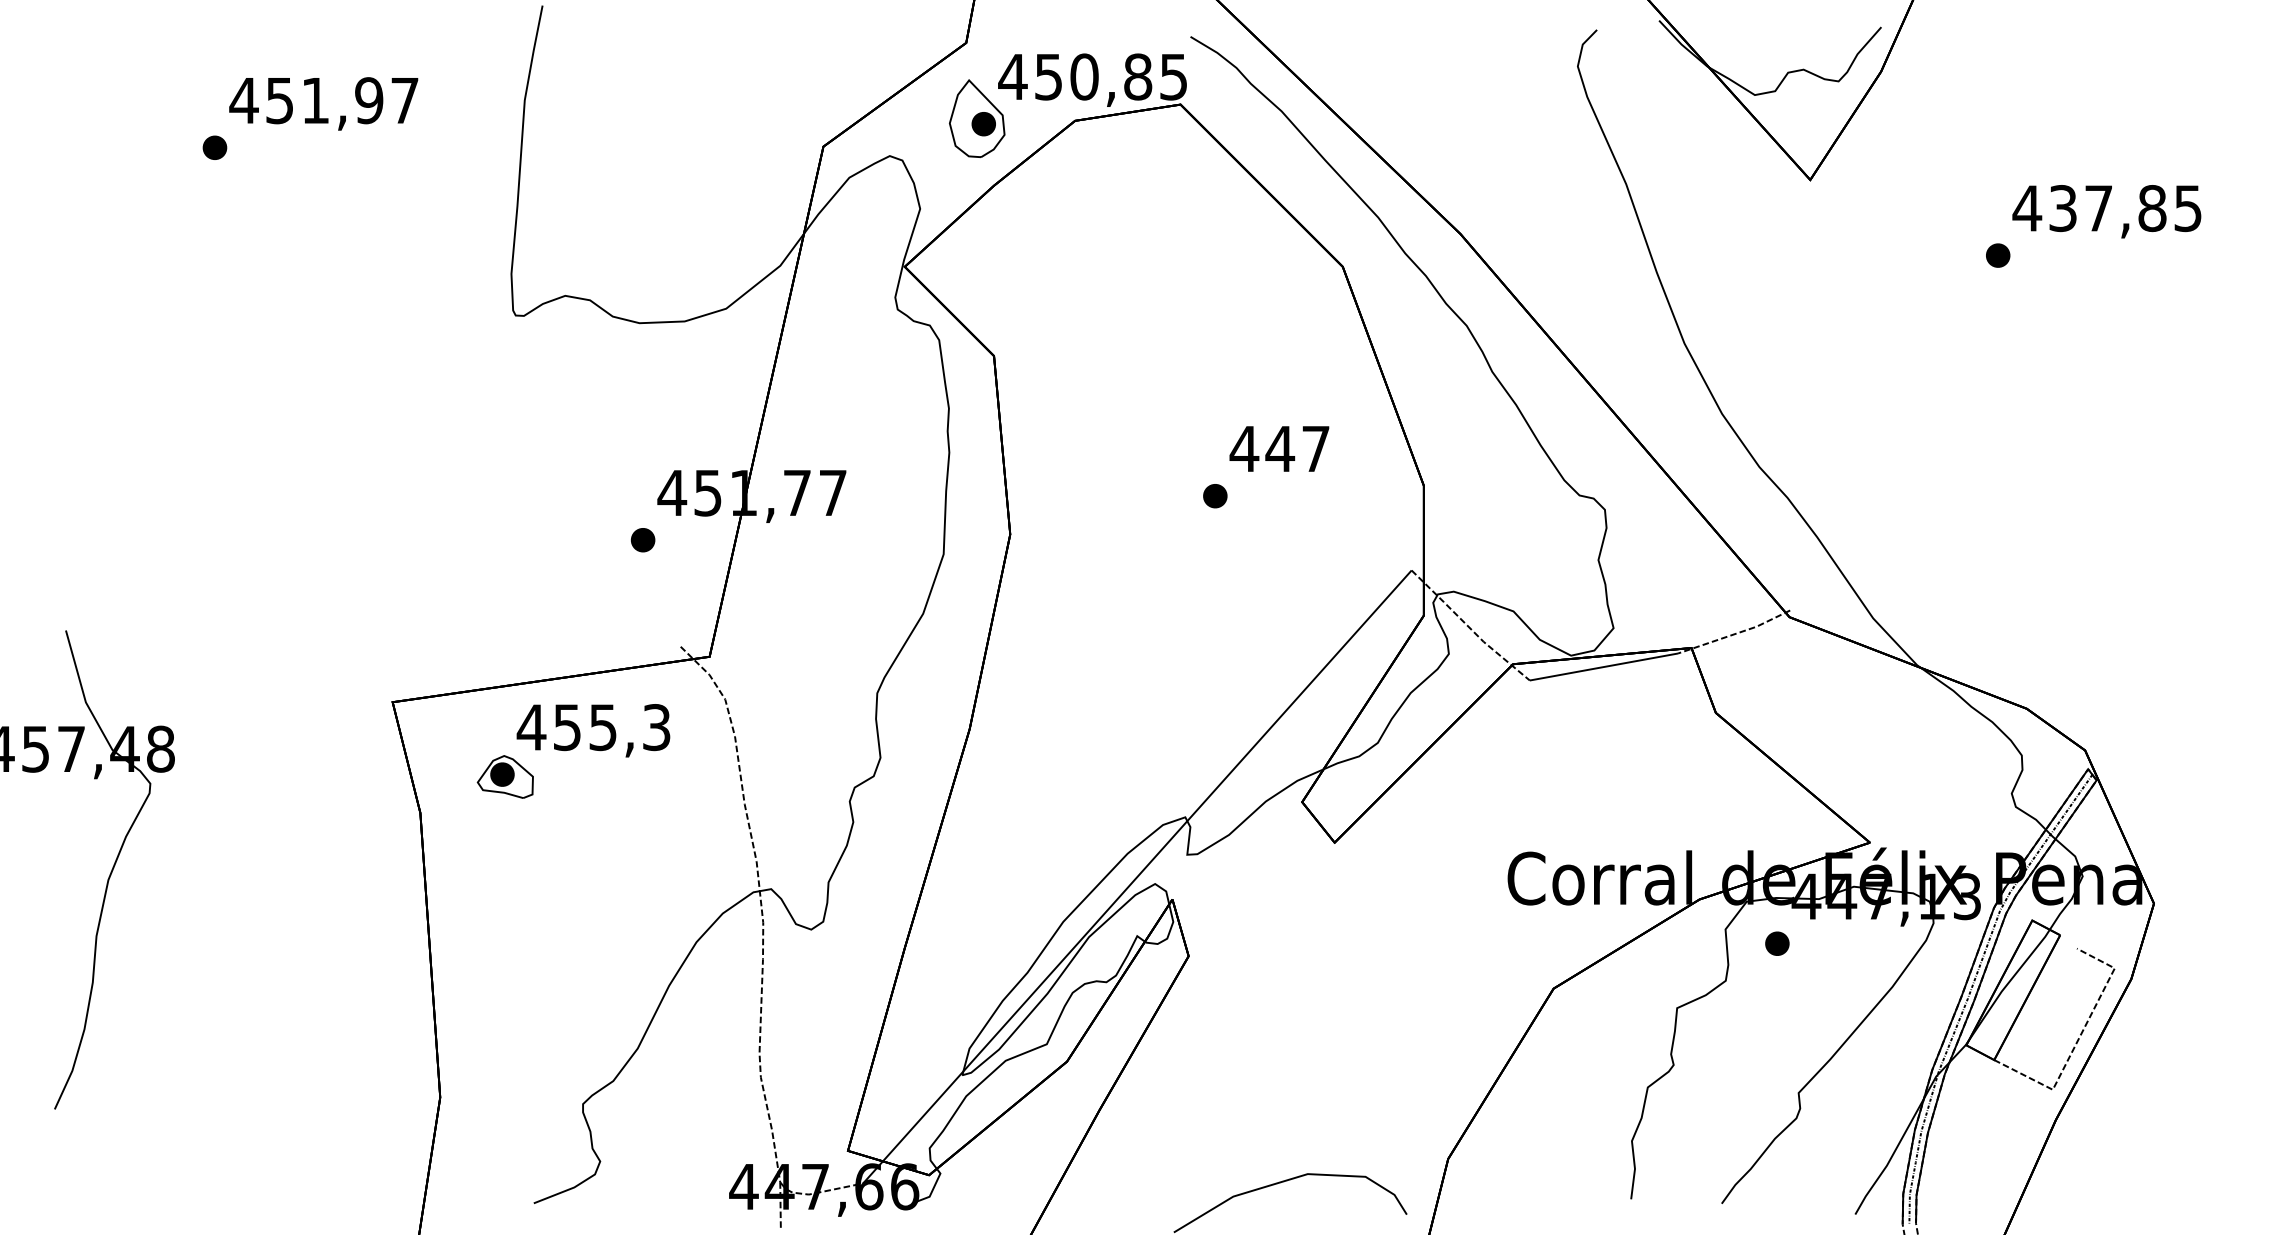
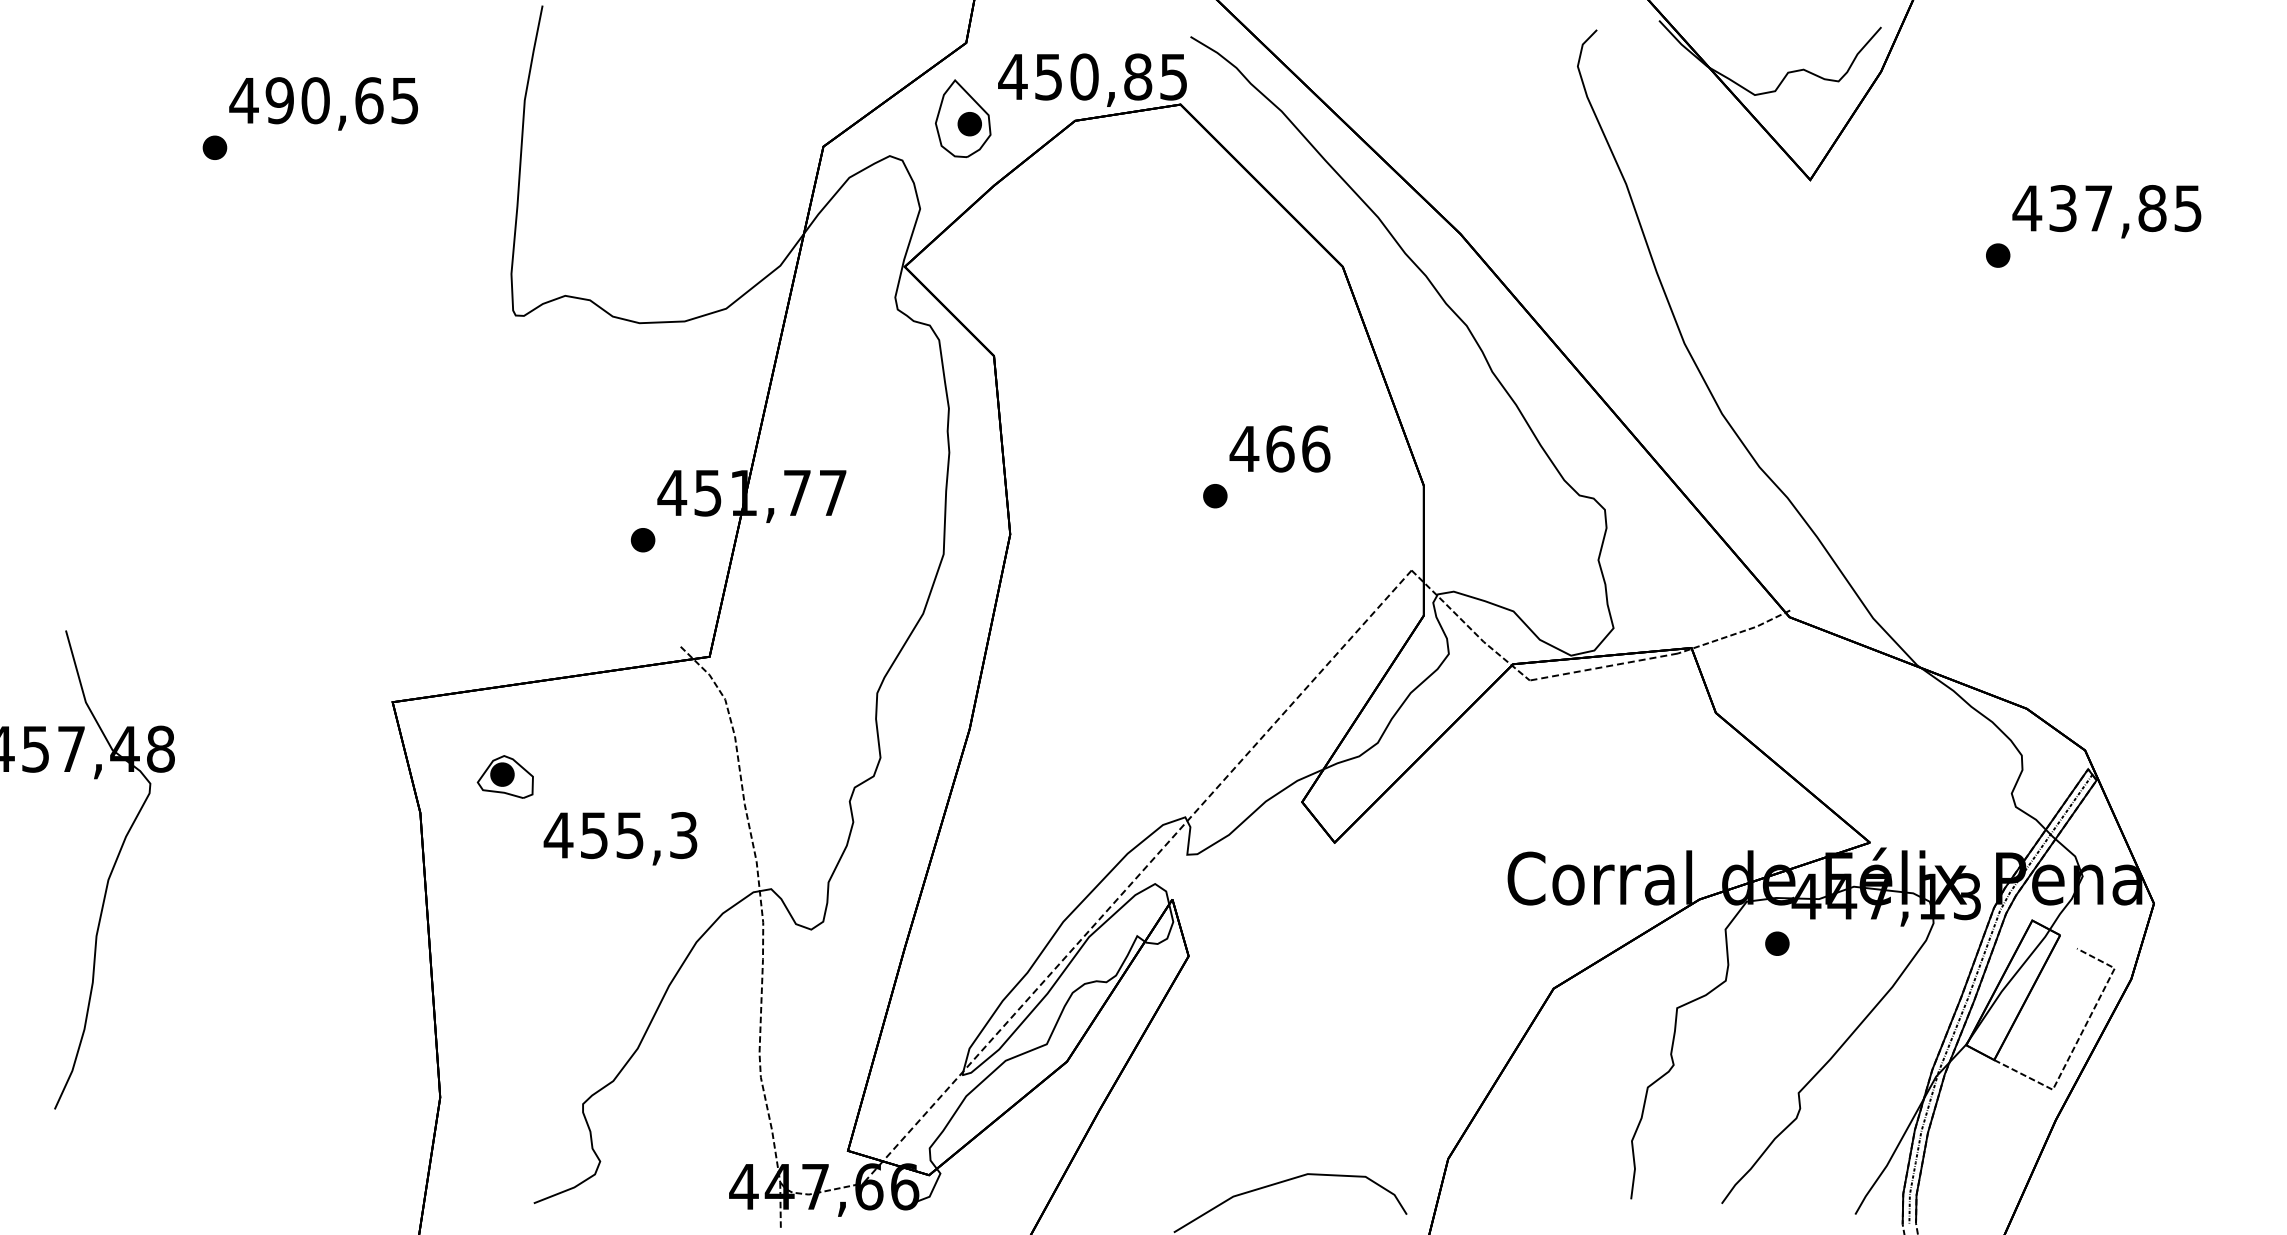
text: 451,97 -> 490,65 (341, 100)
part position: (977, 118) -> (963, 118) (963, 118)
text: 447 -> 466 (1297, 448)
line: solid -> dashed (1603, 667)
text position: (593, 730) -> (620, 838) (620, 838)
line: solid -> dashed (1137, 877)
